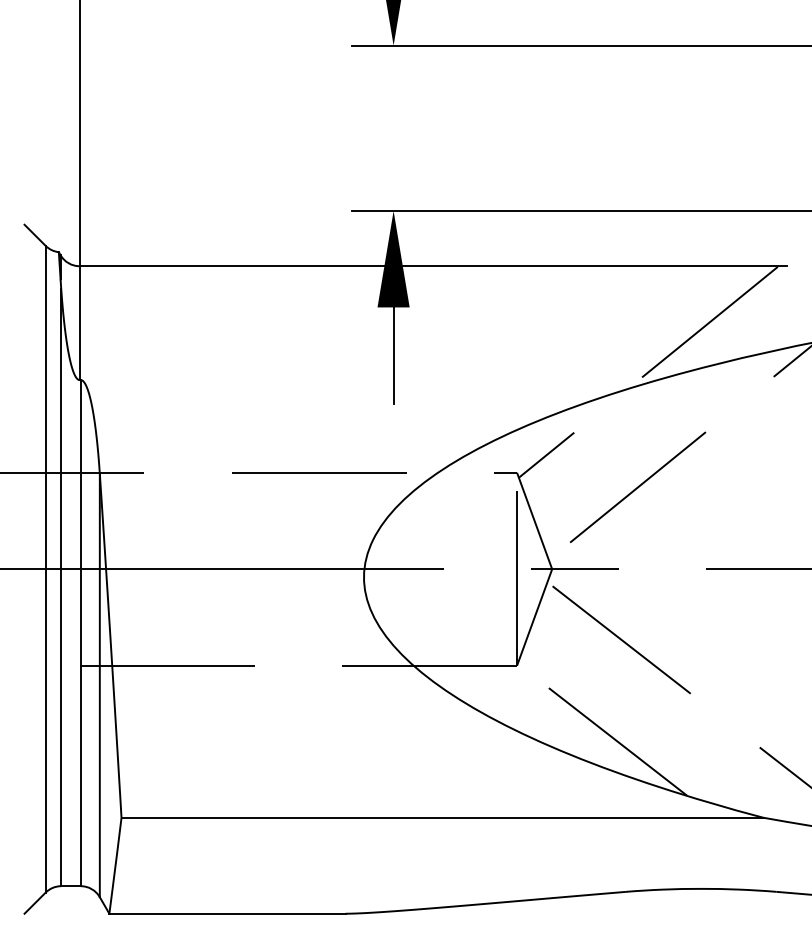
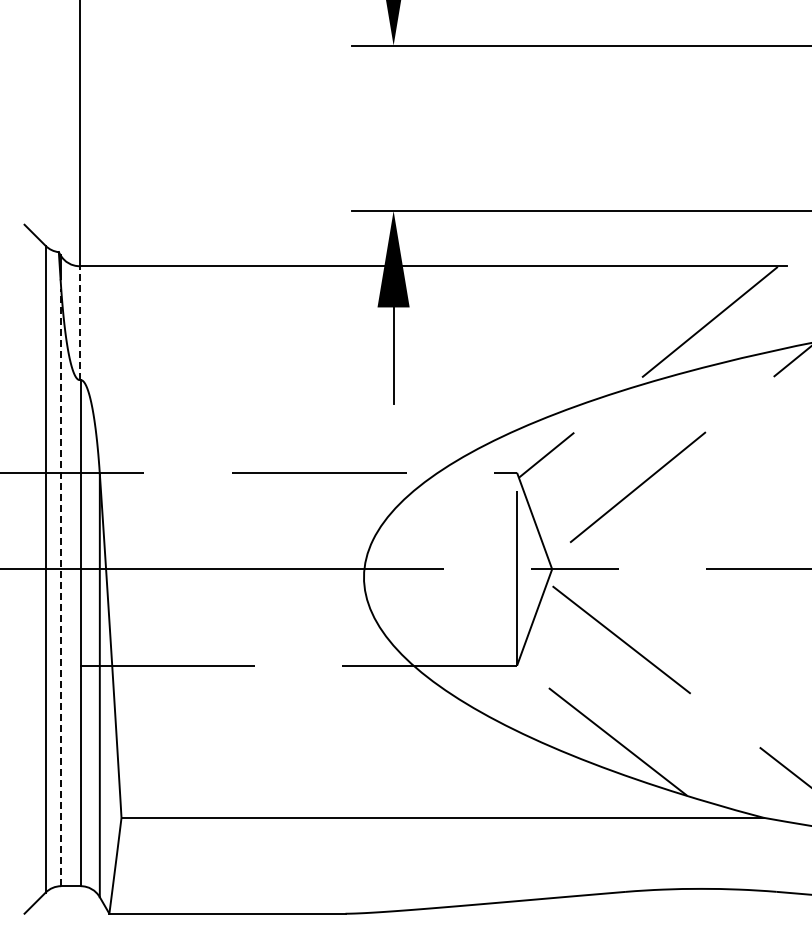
line: solid -> dashed (79, 323)
line: solid -> dashed (61, 587)
